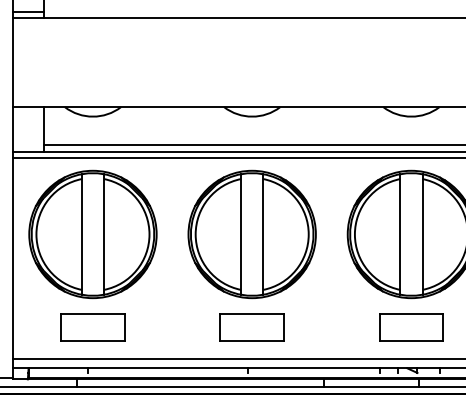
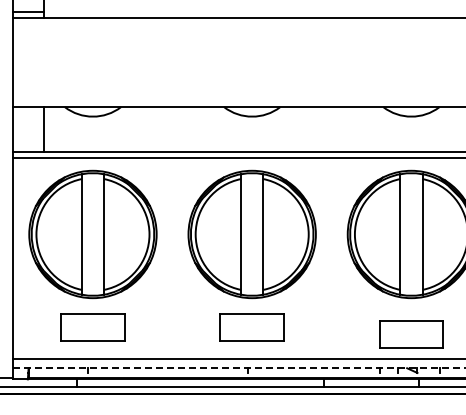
line: present -> none (252, 145)
part position: (411, 327) -> (411, 334) (411, 334)
line: solid -> dashed (239, 368)
